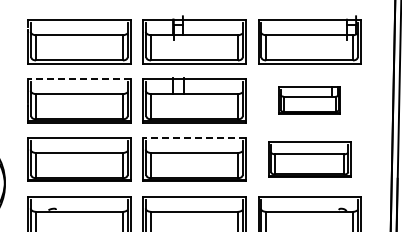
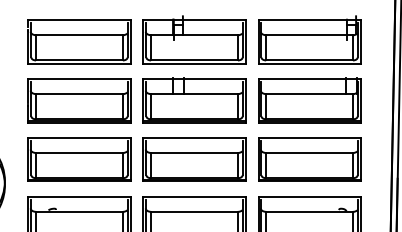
line: dashed -> solid (78, 78)
part size: 63x29 px -> 104x47 px (309, 100)
line: dashed -> solid (194, 137)
part size: 84x37 px -> 104x45 px (309, 159)
